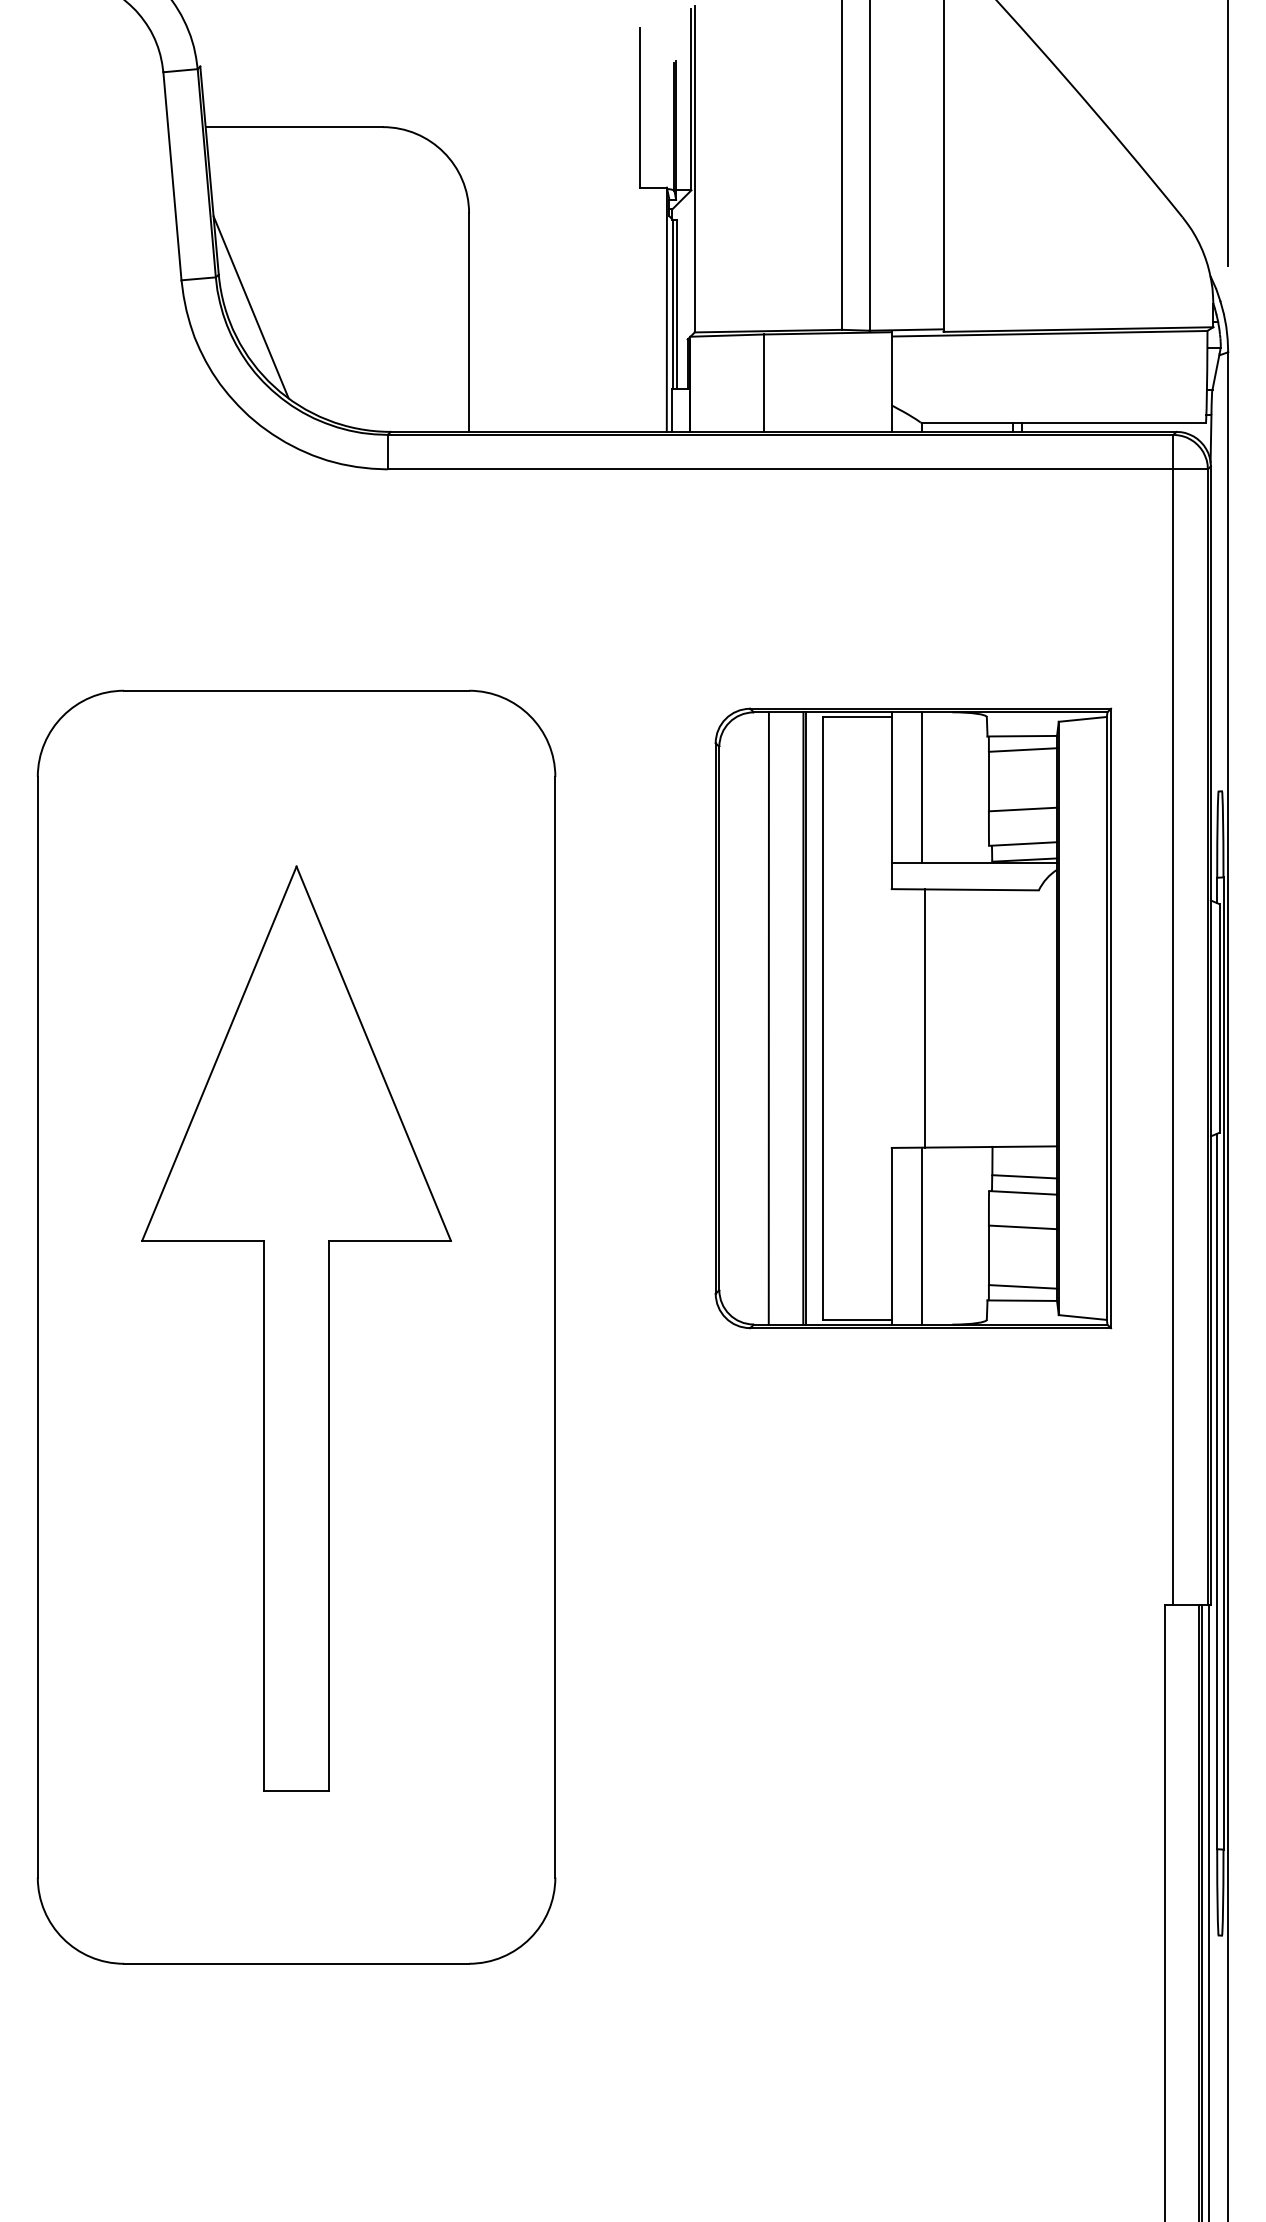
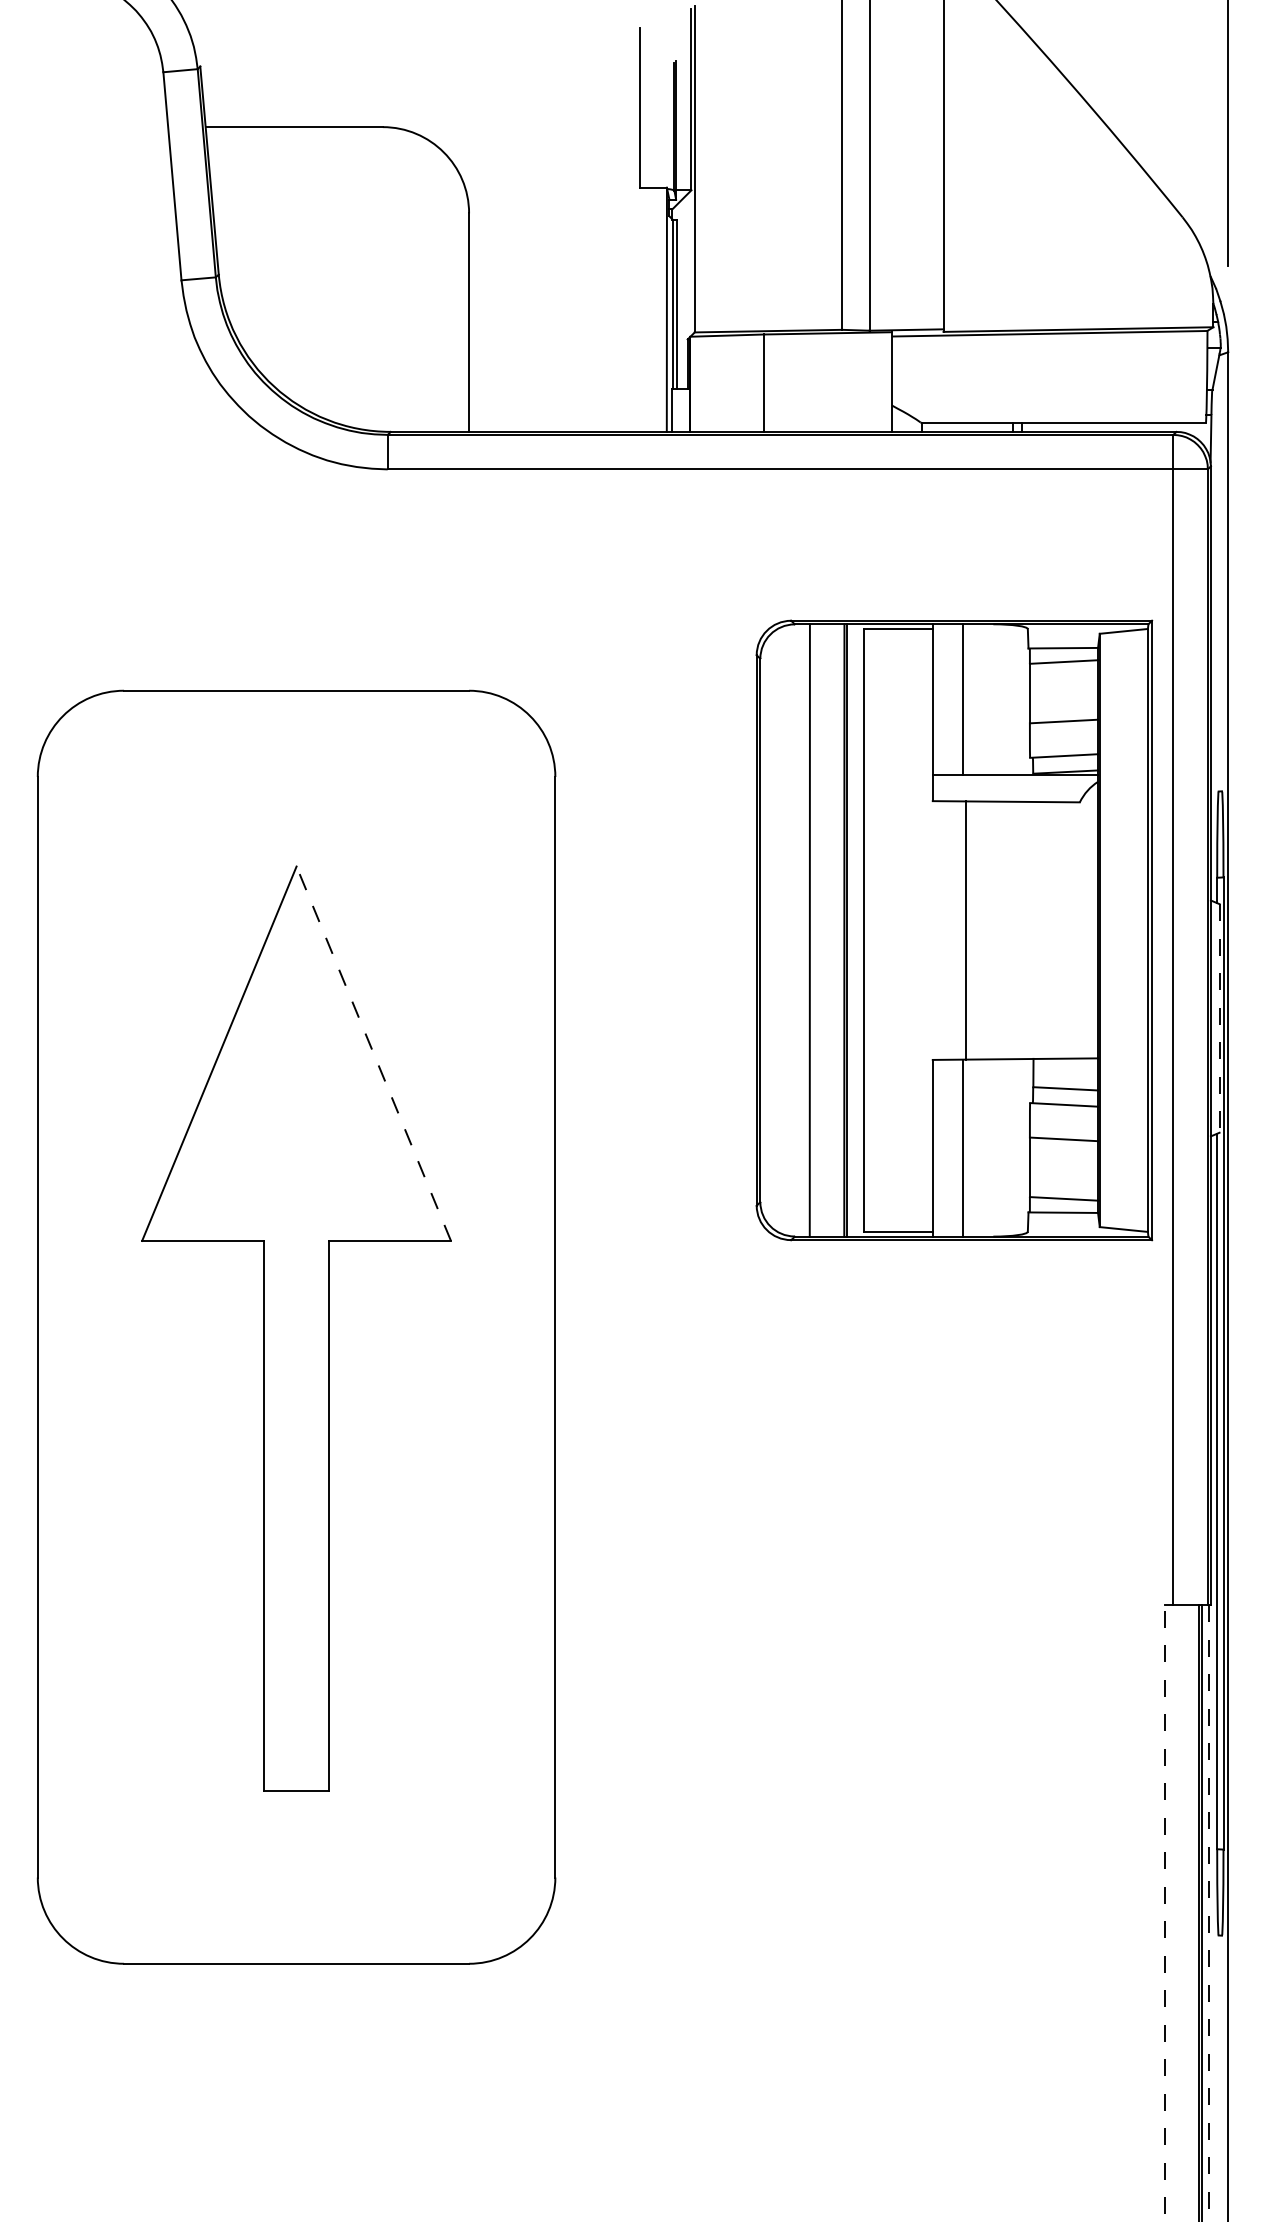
line: present -> none (250, 307)
part position: (913, 1018) -> (954, 930) (954, 930)
line: solid -> dashed (1219, 1018)
line: solid -> dashed (373, 1053)
line: solid -> dashed (1164, 1913)
line: solid -> dashed (1208, 1913)
